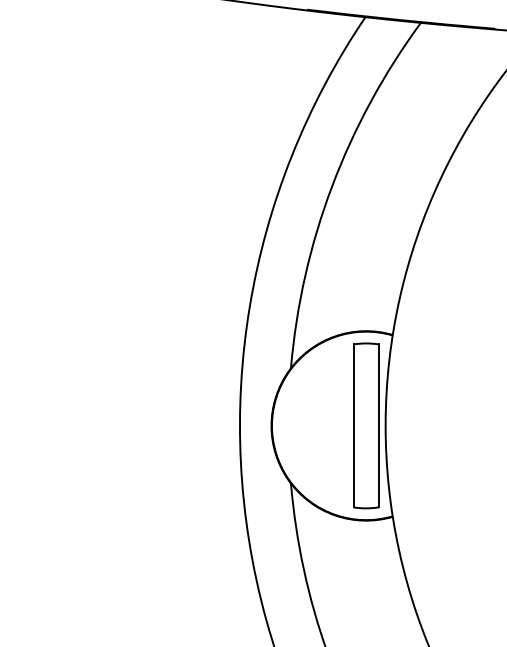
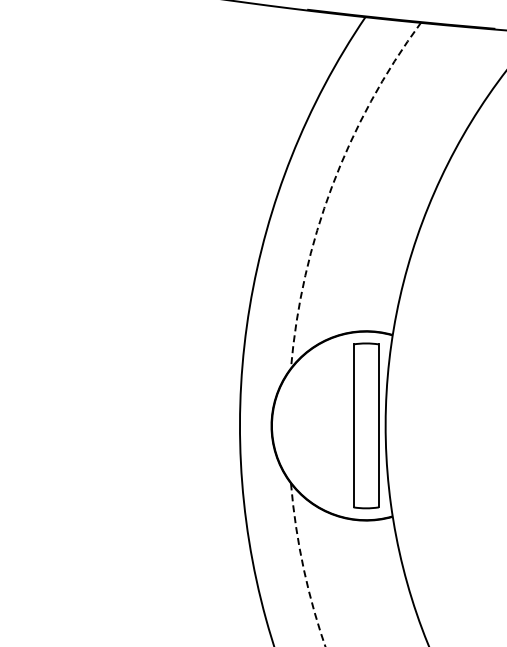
arc: solid -> dashed (332, 186)
arc: solid -> dashed (303, 566)
